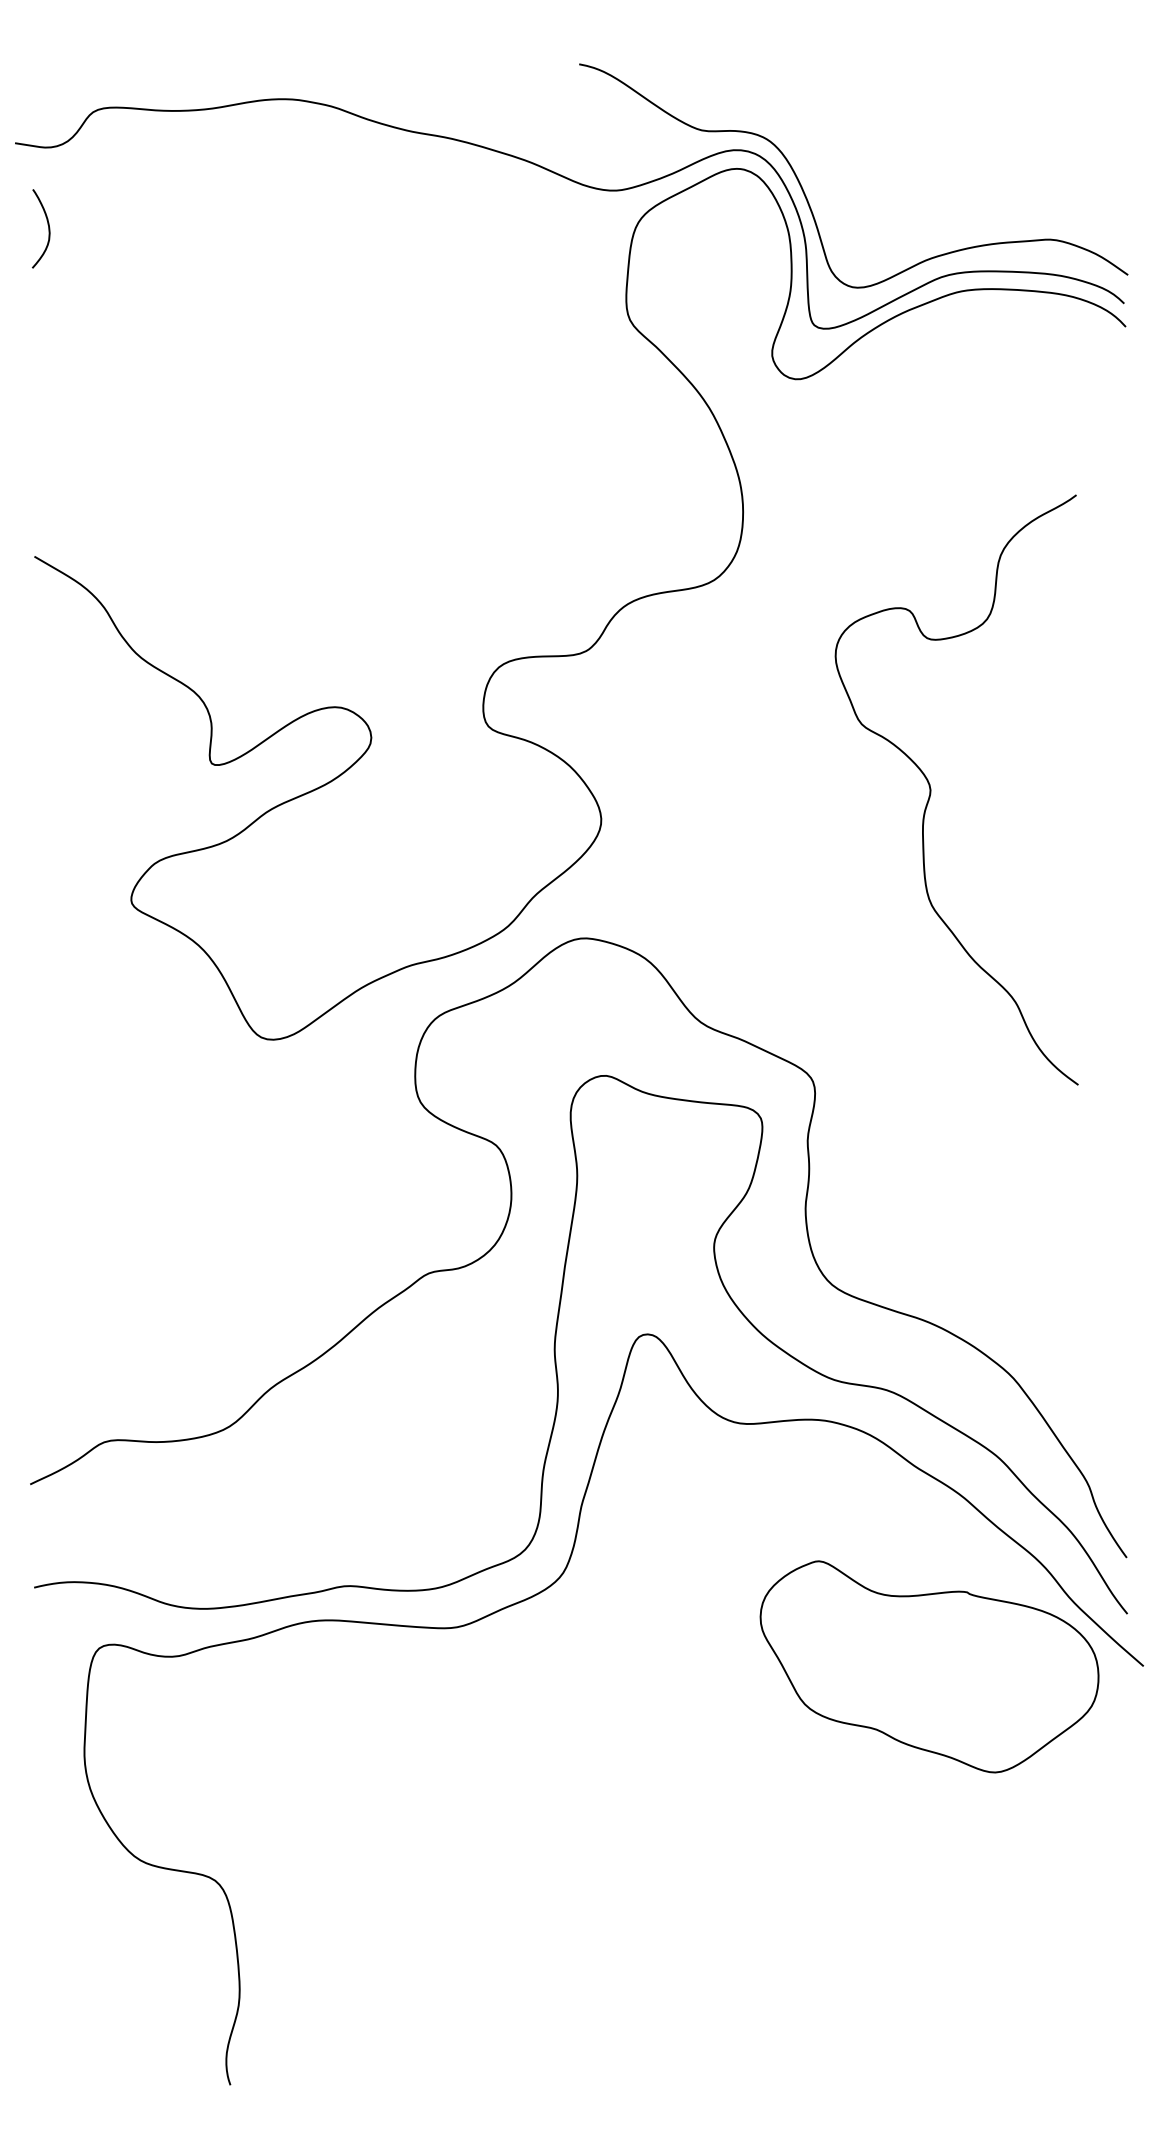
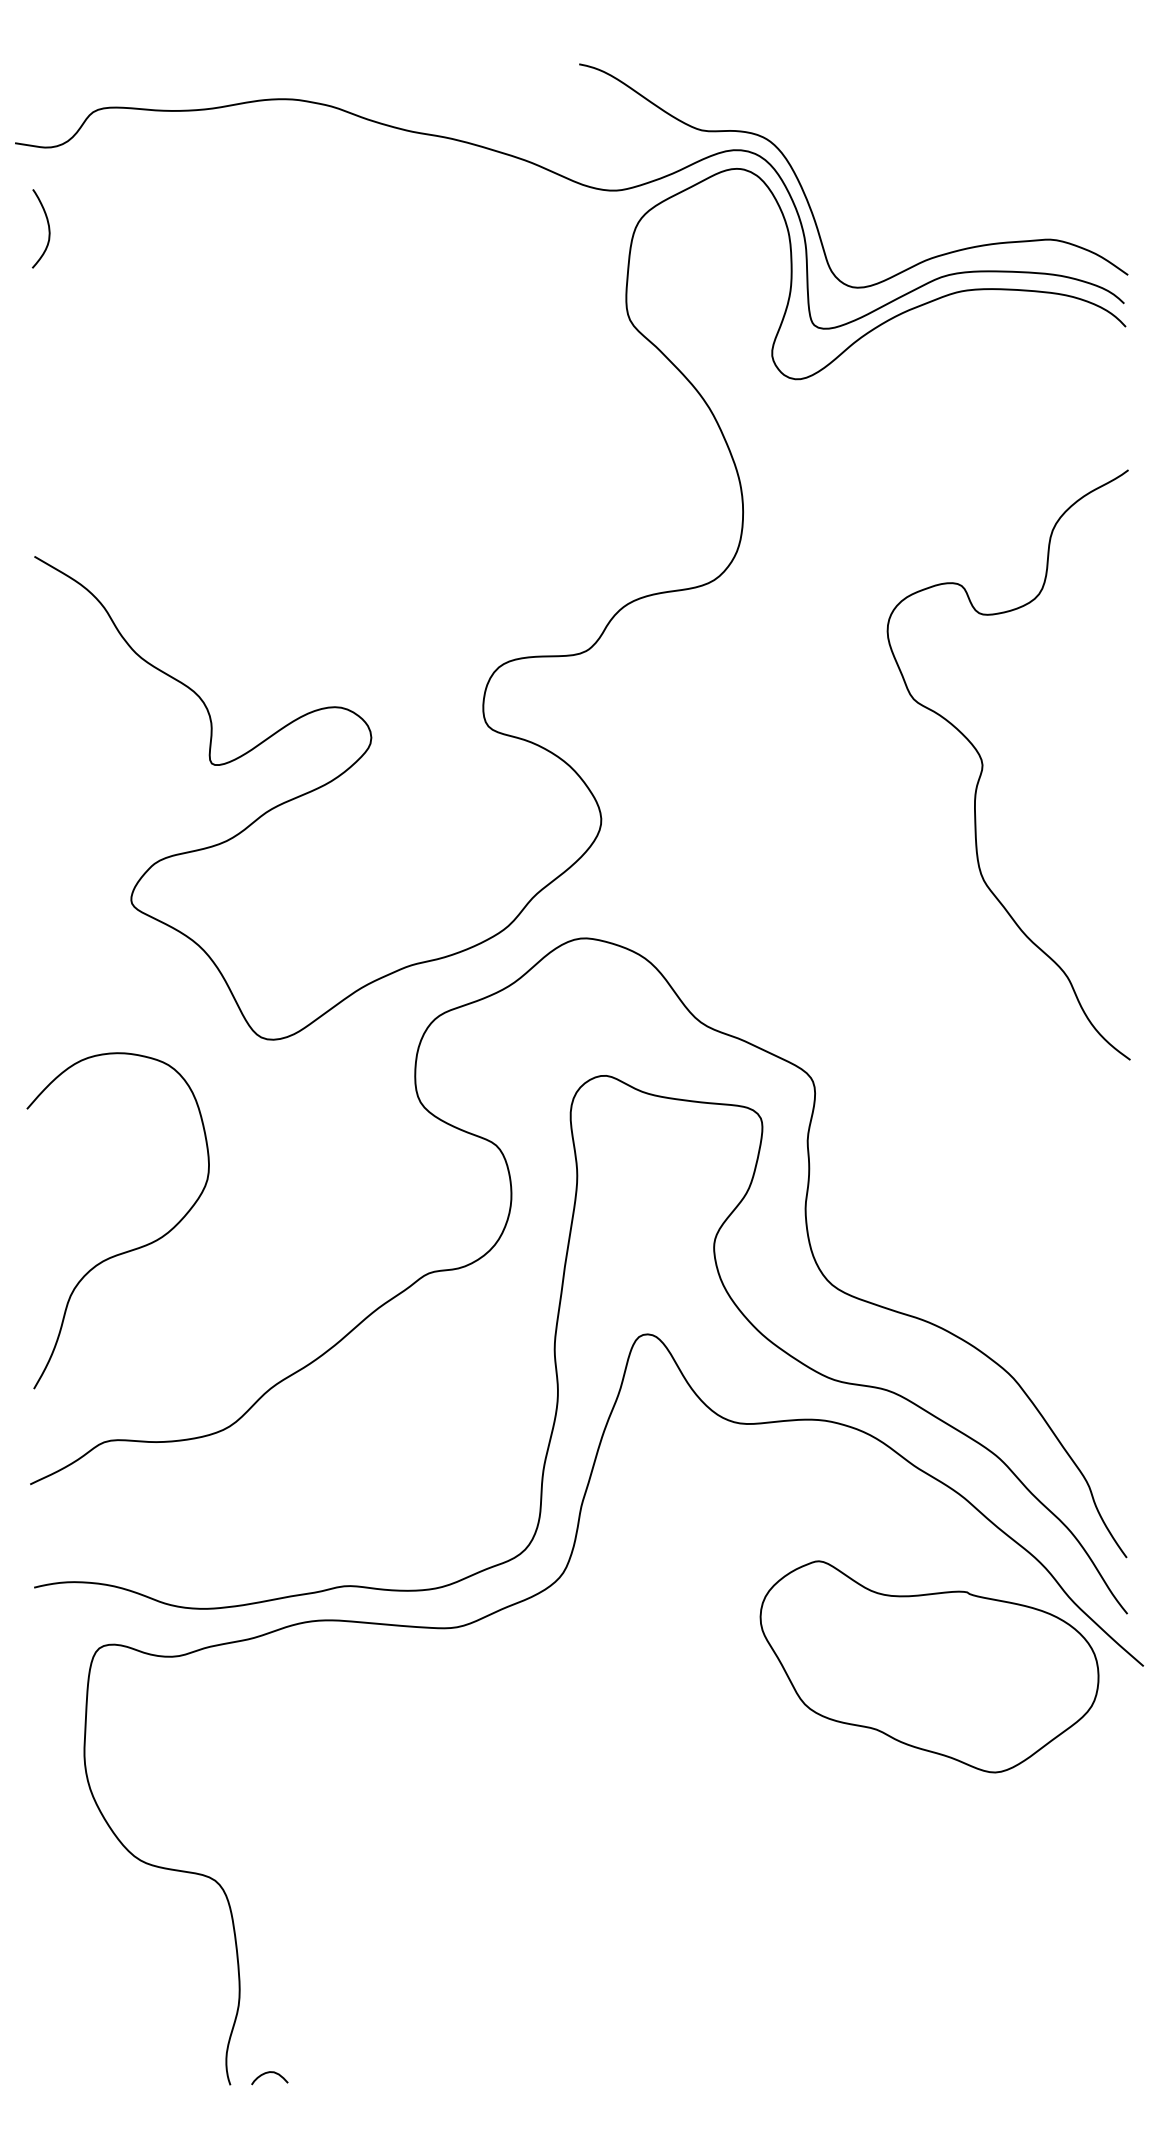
curve position: (931, 789) -> (983, 764) (983, 764)
curve: none -> present (127, 1250)
curve: none -> present (269, 2073)
